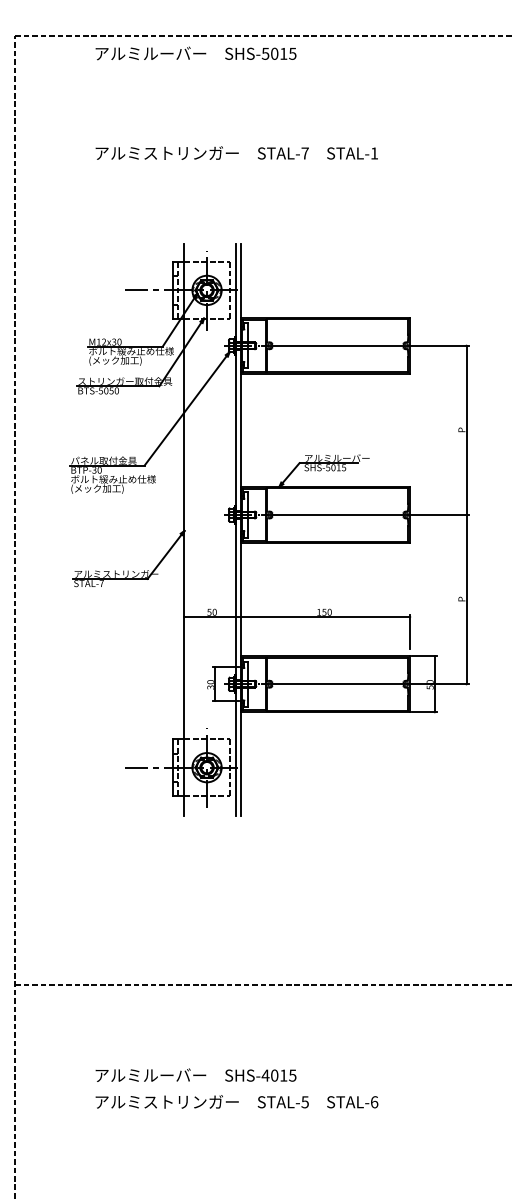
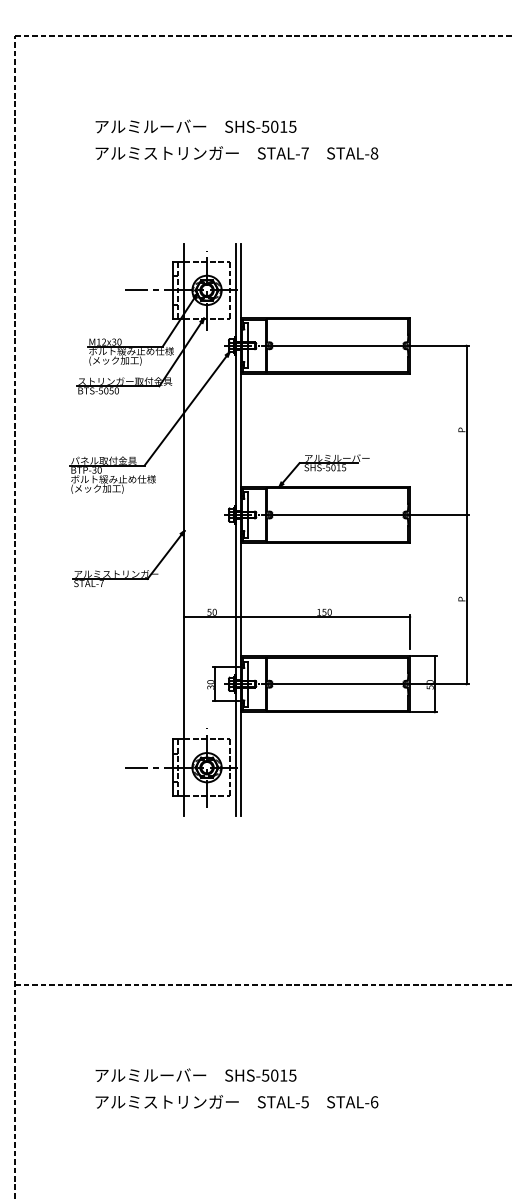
text position: (195, 53) -> (195, 126) (195, 126)
text: STAL-1 -> STAL-8 (374, 153)
text: SHS-4015 -> SHS-5015 (265, 1075)
